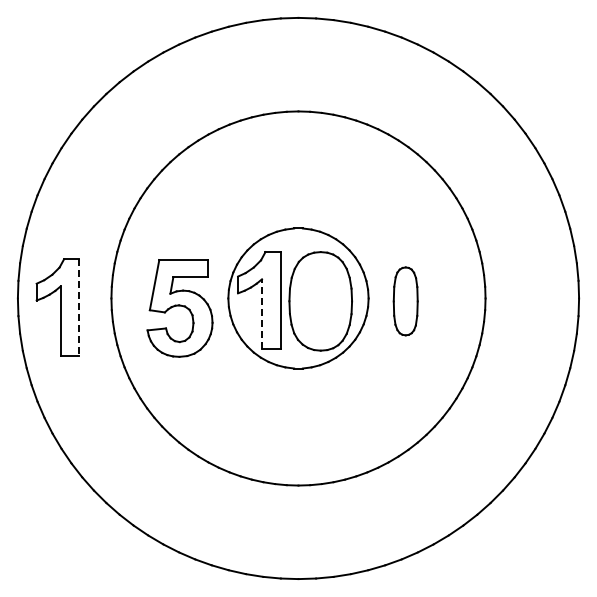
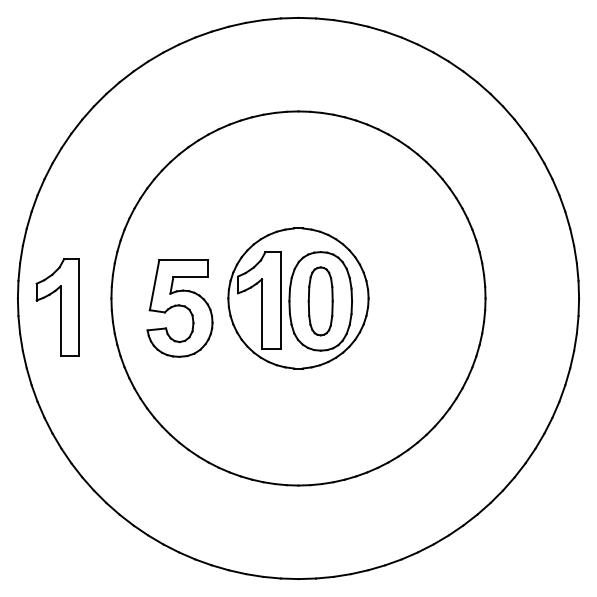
part position: (405, 301) -> (320, 301) (320, 301)
line: dashed -> solid (79, 308)
line: dashed -> solid (262, 314)
